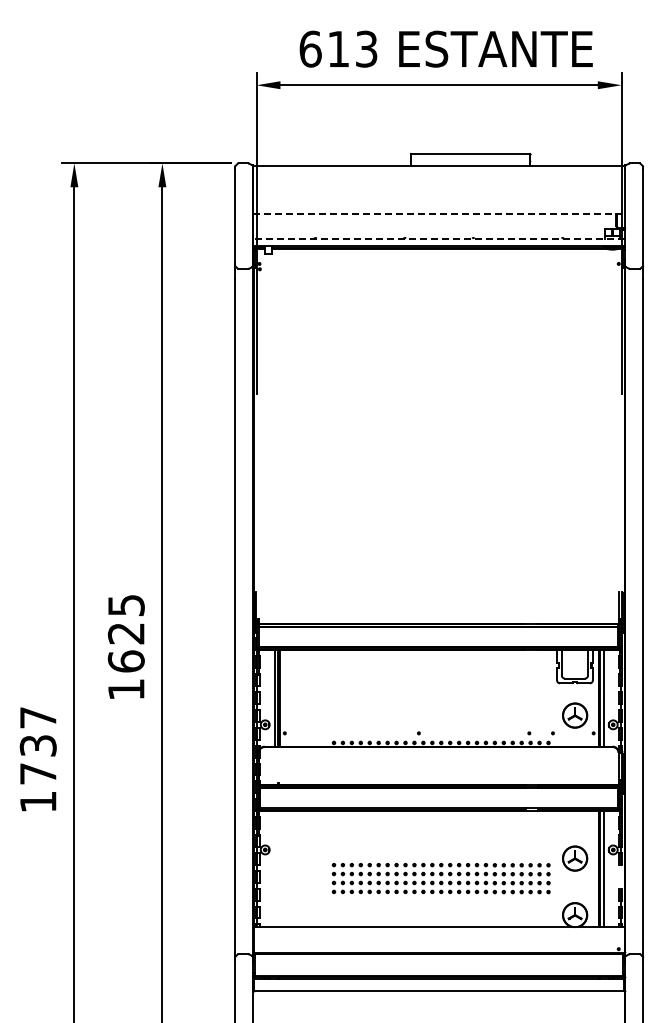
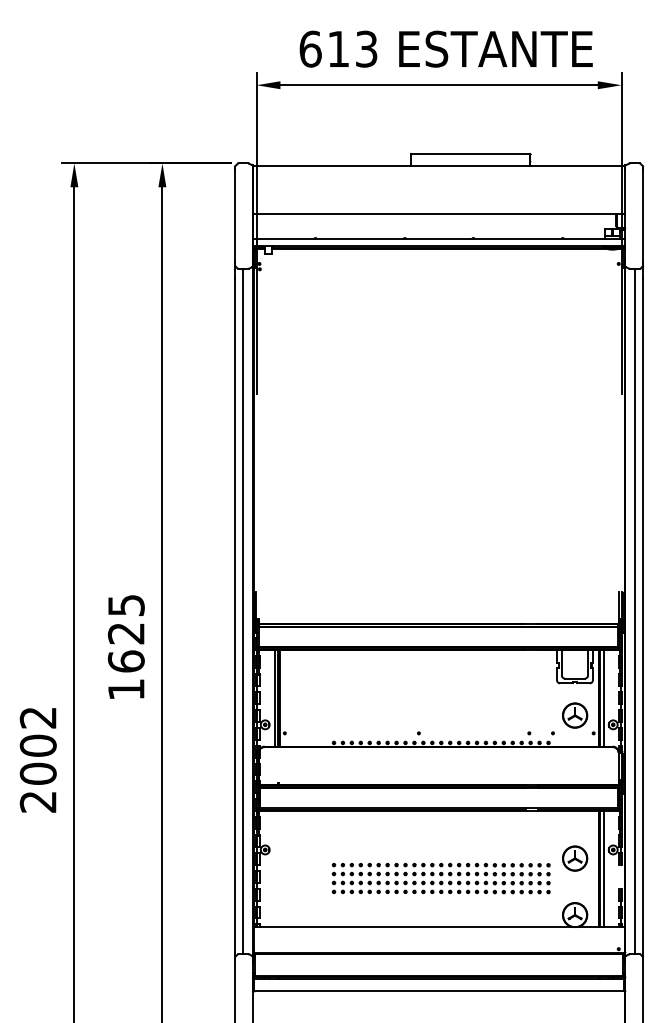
line: dashed -> solid (439, 214)
line: dashed -> solid (438, 238)
line: none -> present (243, 611)
line: none -> present (634, 611)
text: 1737 -> 2002 (37, 759)
